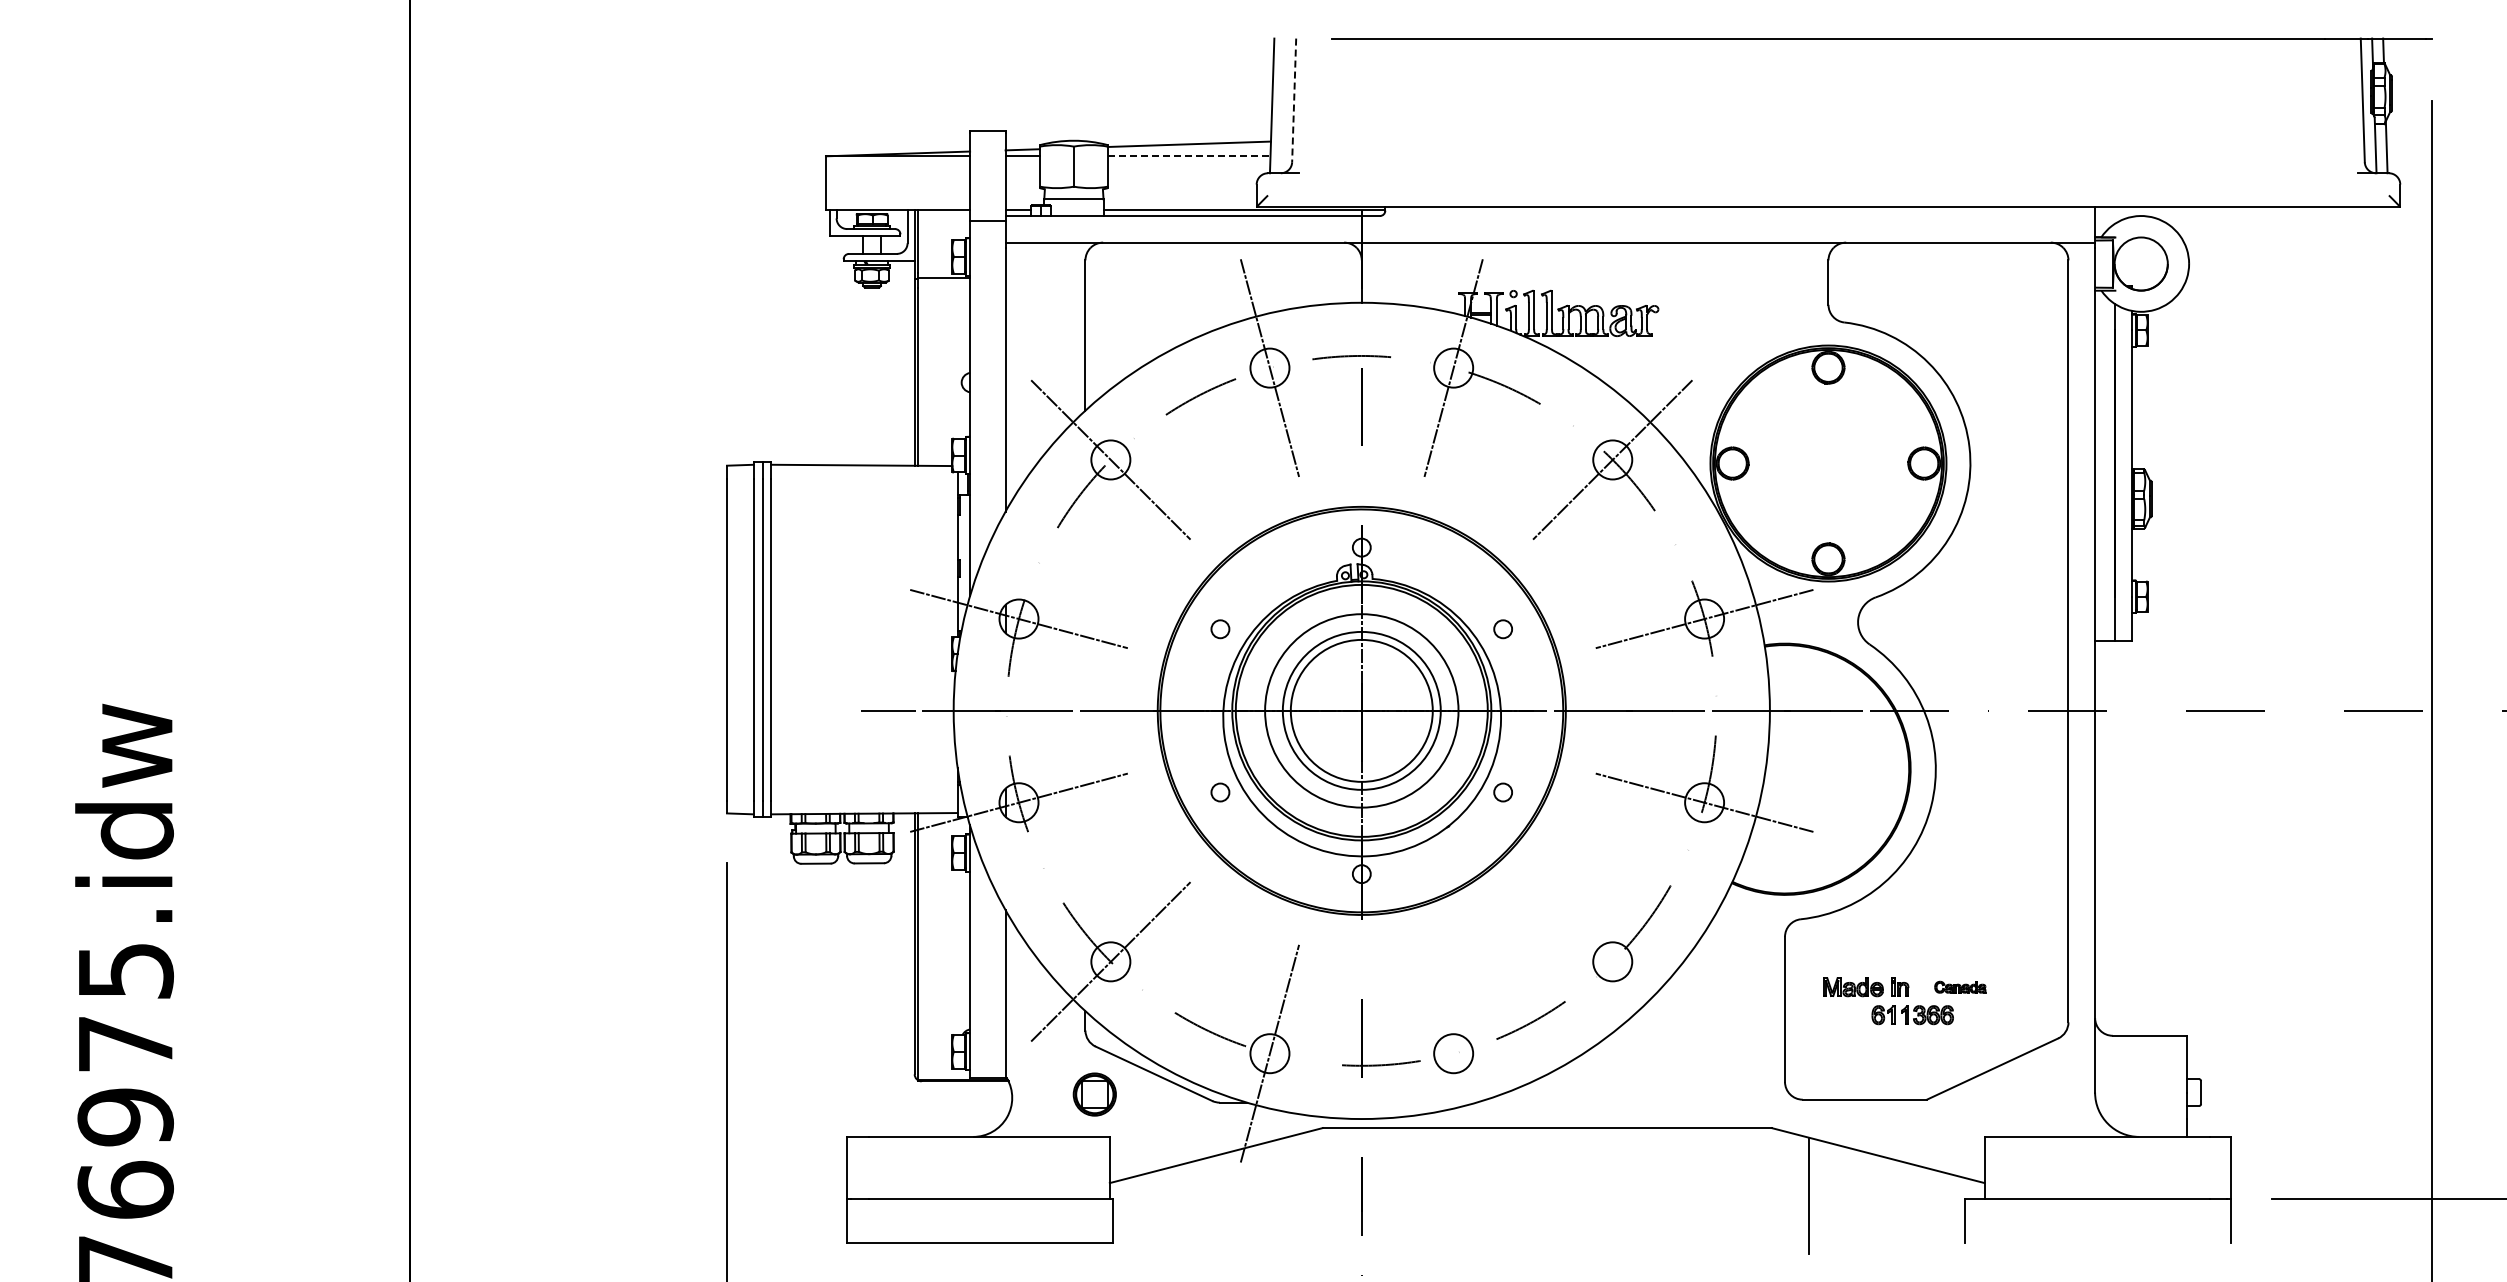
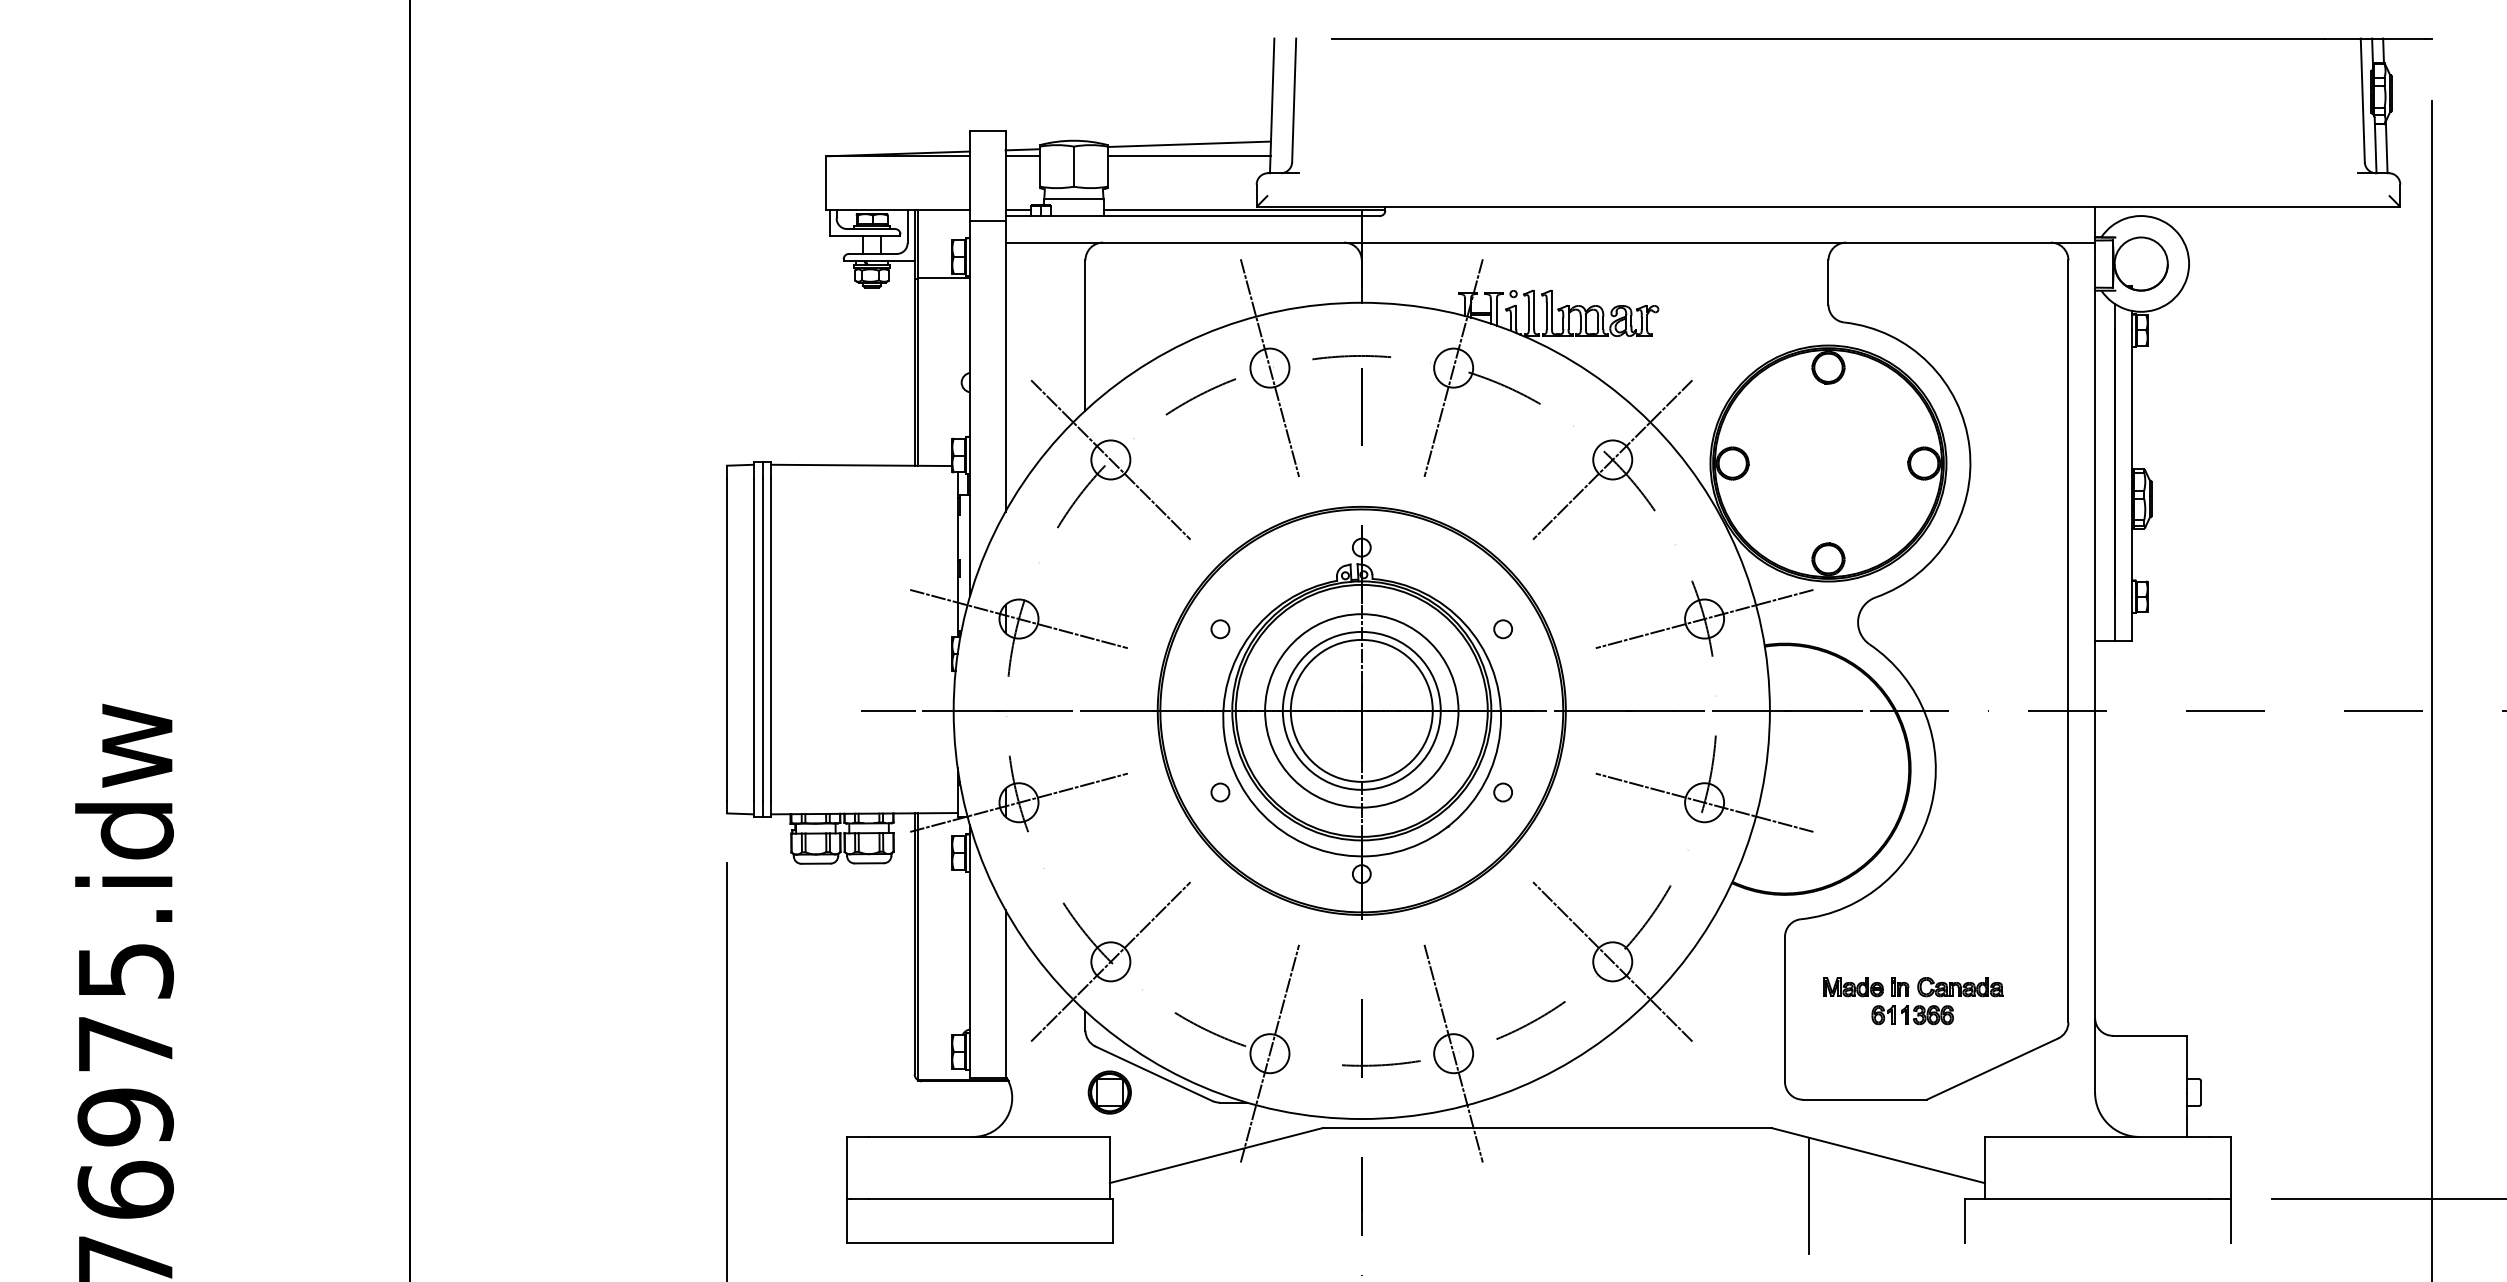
line: dashed -> solid (1294, 100)
line: dashed -> solid (1189, 156)
line: none -> present (1612, 961)
part size: 53x14 px -> 87x21 px (1960, 987)
line: none -> present (1453, 1053)
part position: (1094, 1094) -> (1109, 1092) (1109, 1092)
